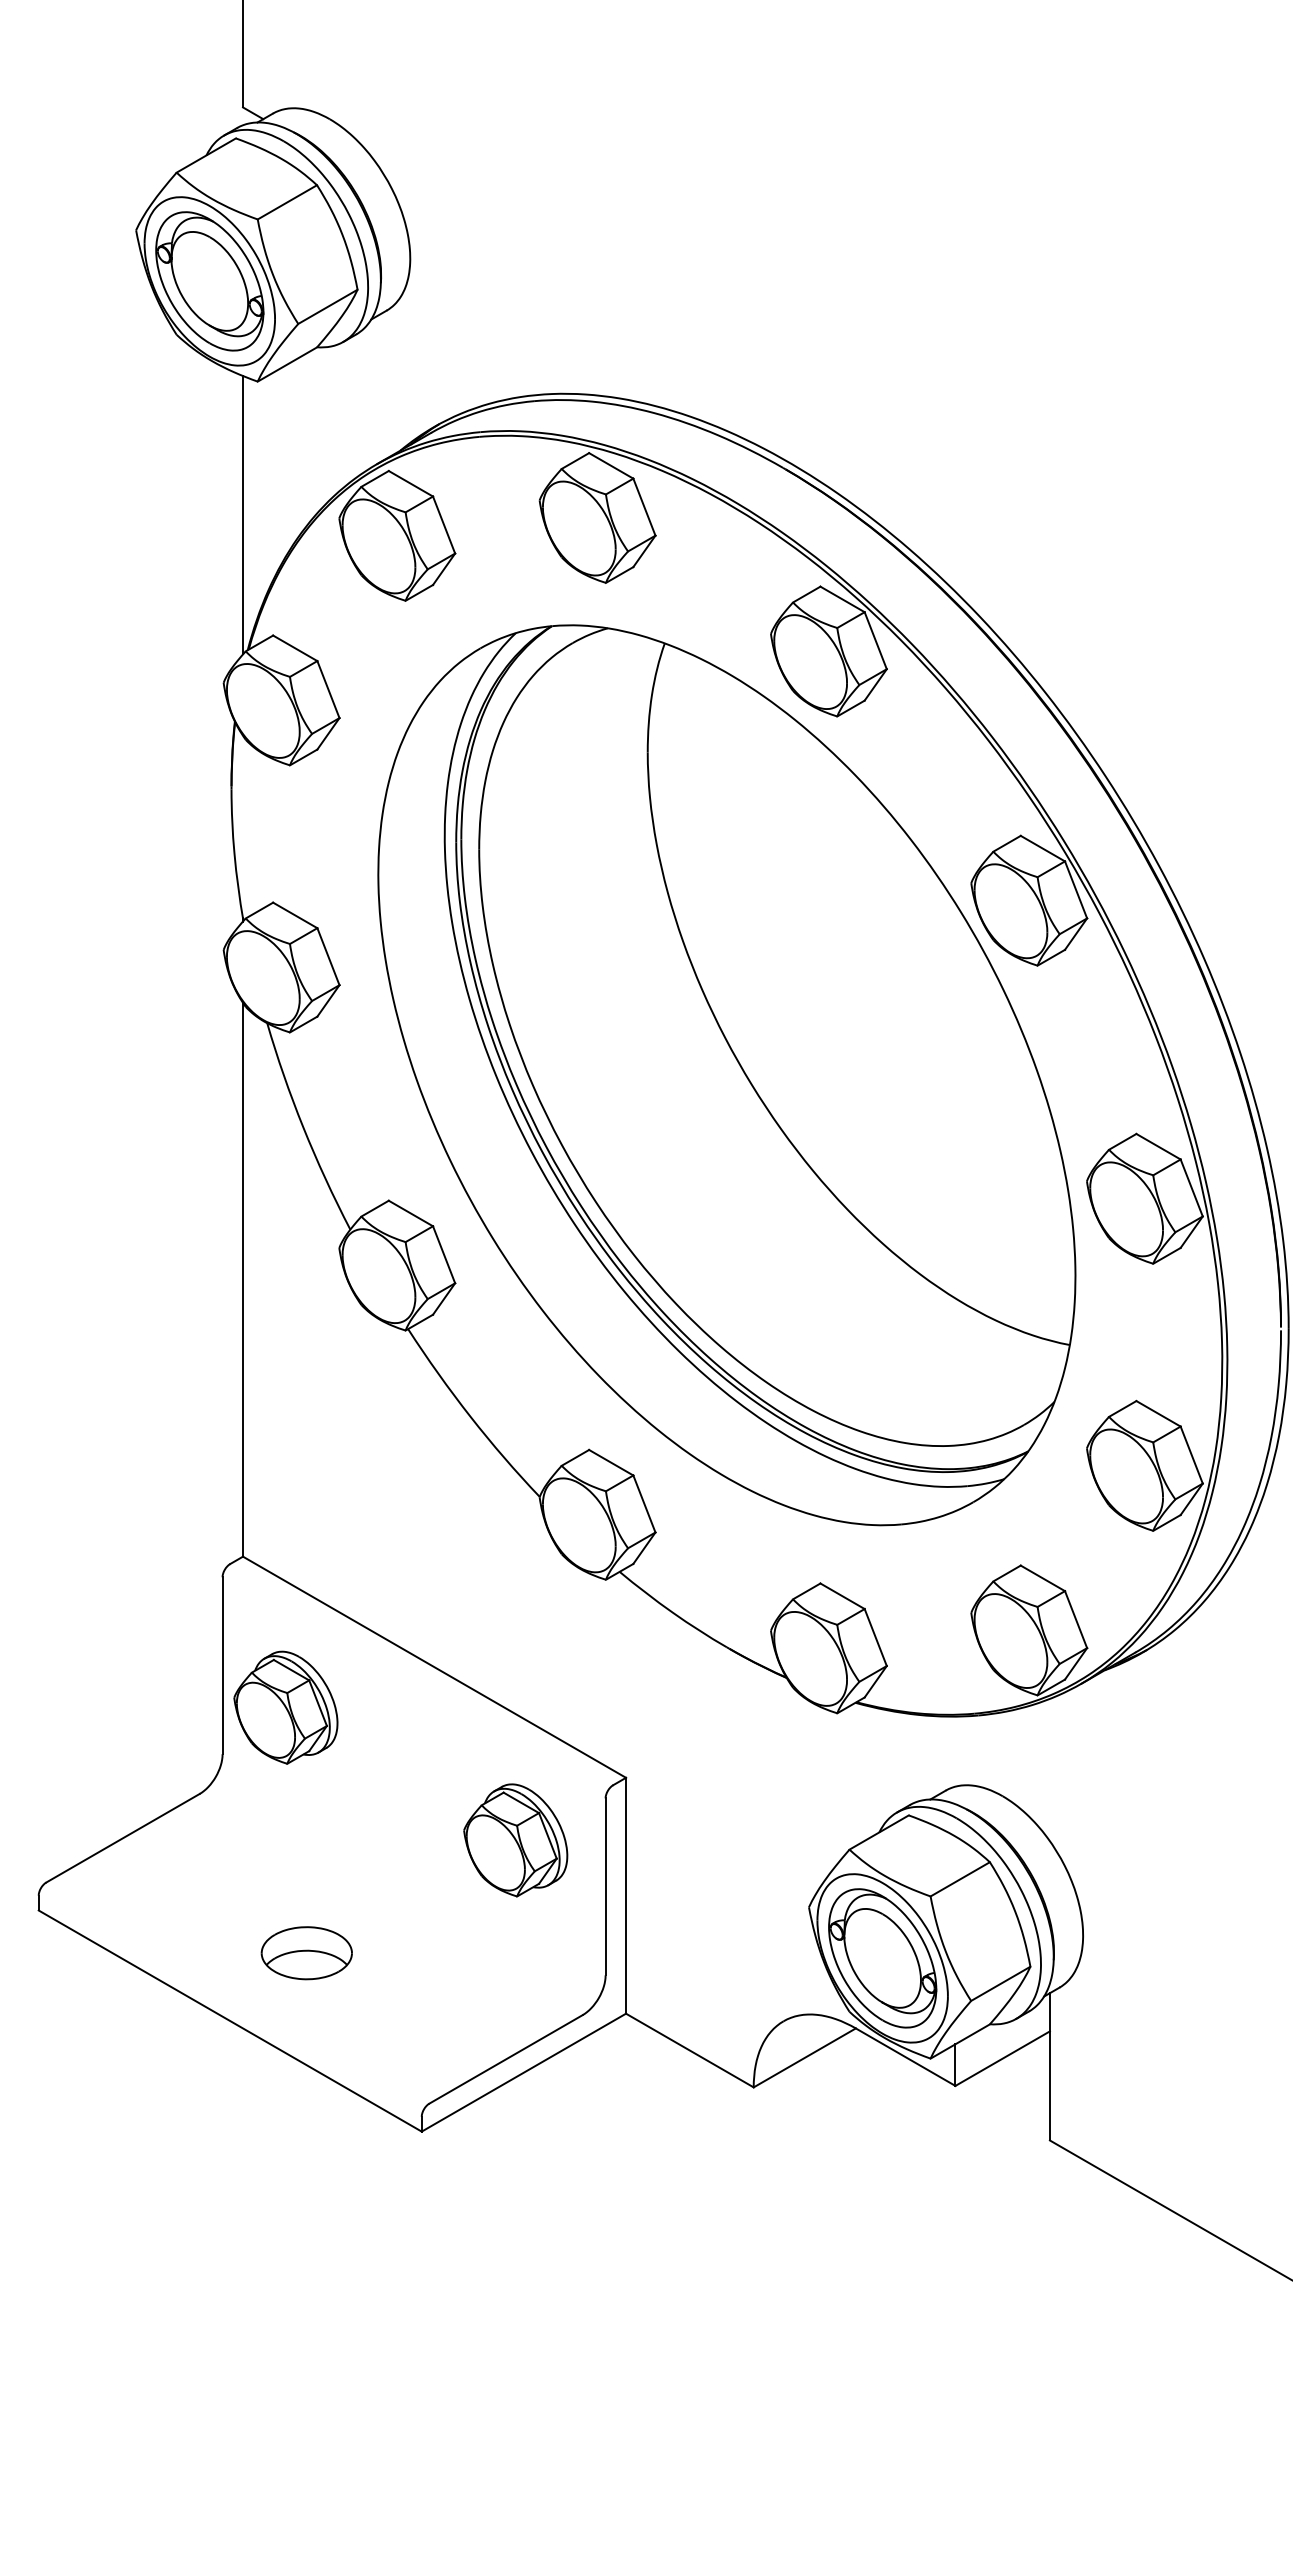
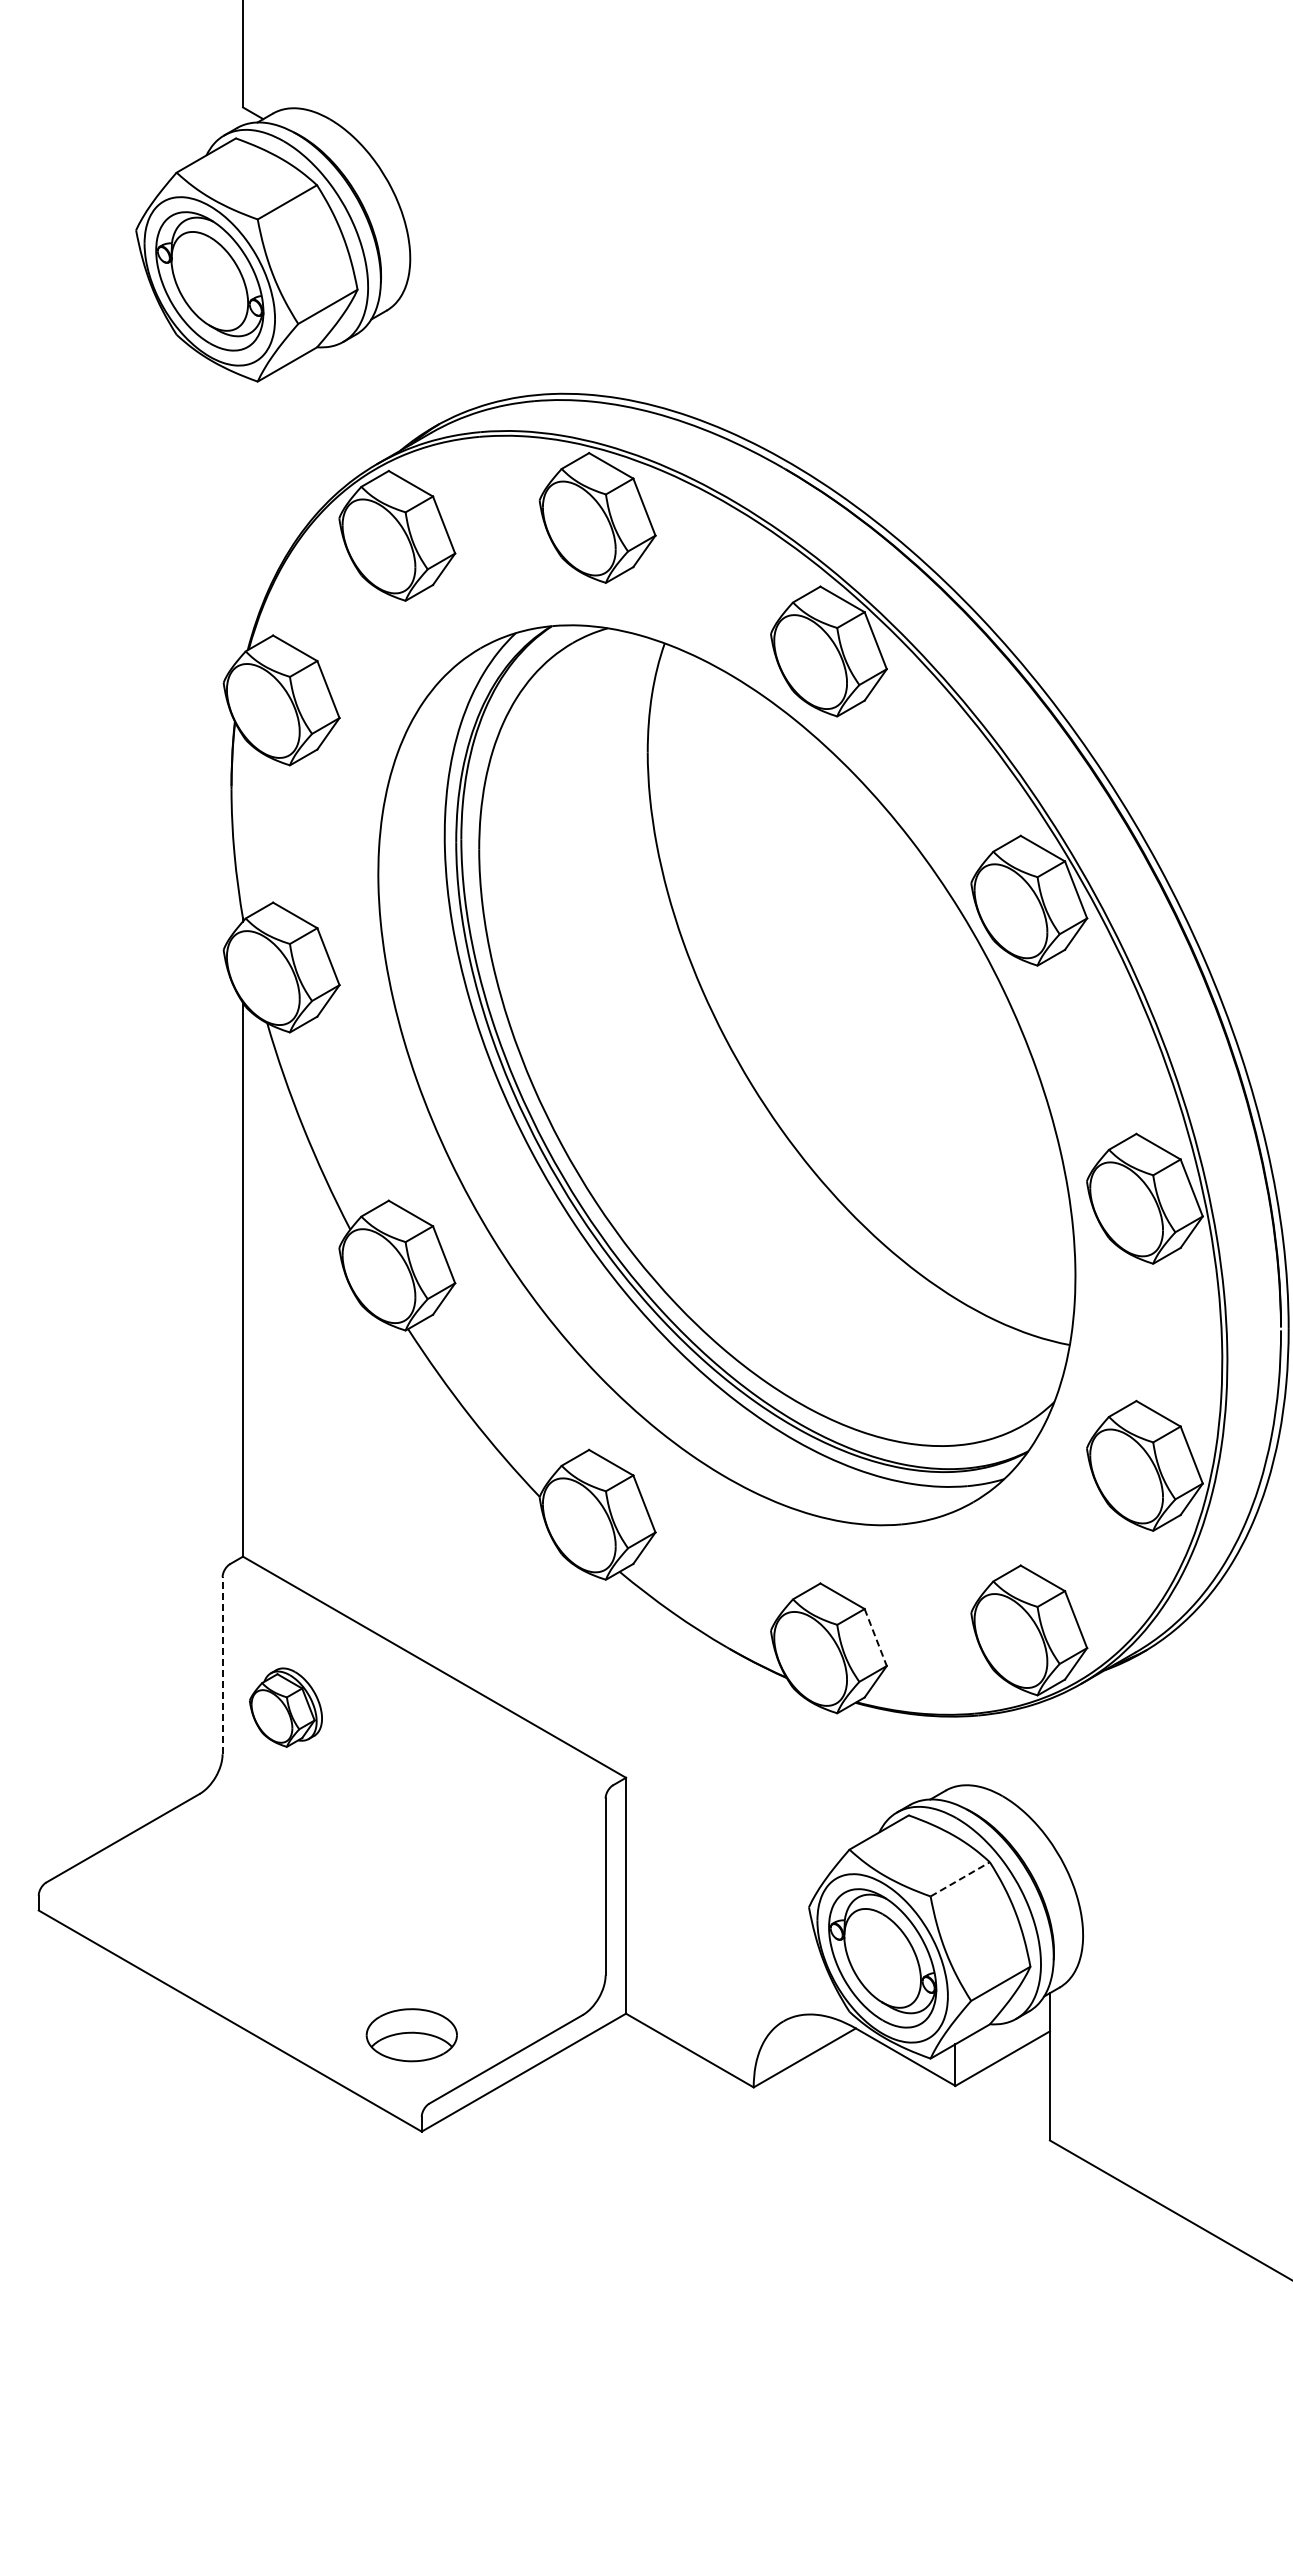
line: present -> none (243, 515)
line: solid -> dashed (875, 1637)
line: solid -> dashed (222, 1665)
part size: 106x115 px -> 74x81 px (285, 1707)
part: present -> none (515, 1840)
line: solid -> dashed (960, 1879)
part position: (306, 1953) -> (411, 2035) (411, 2035)
